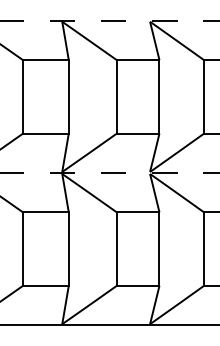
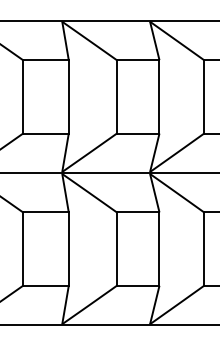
line: dashed -> solid (109, 20)
line: dashed -> solid (109, 172)
